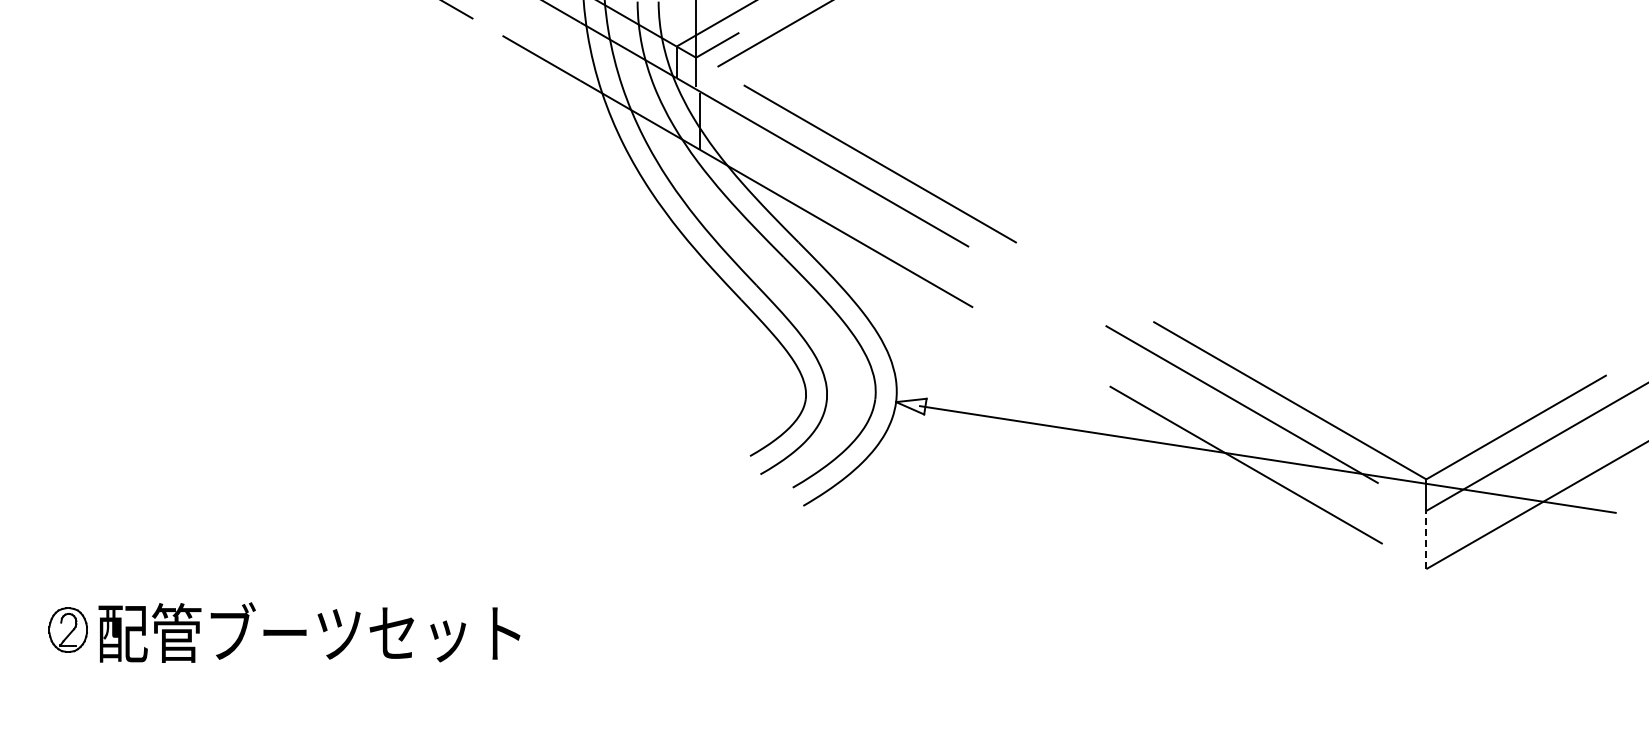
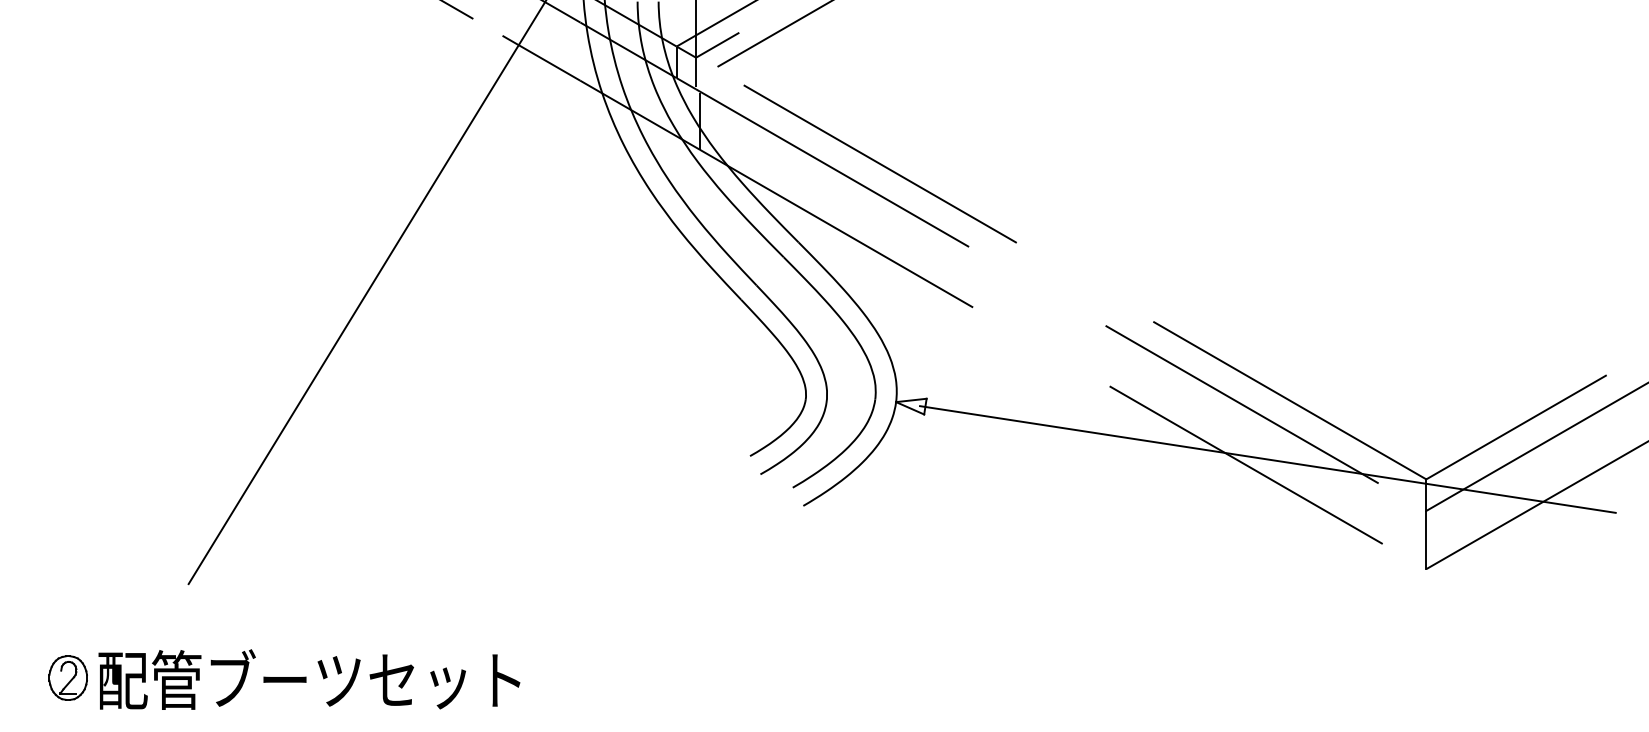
line: none -> present (366, 293)
line: dashed -> solid (1426, 540)
part position: (67, 629) -> (67, 677) (67, 677)
text position: (309, 632) -> (309, 679) (309, 679)
